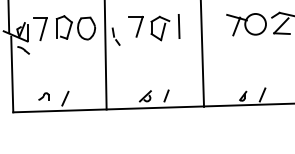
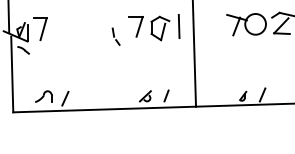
part: present -> none (75, 27)
line position: (202, 54) -> (194, 54) (194, 54)
line: present -> none (105, 55)
part size: 12x9 px -> 18x13 px (43, 96)
